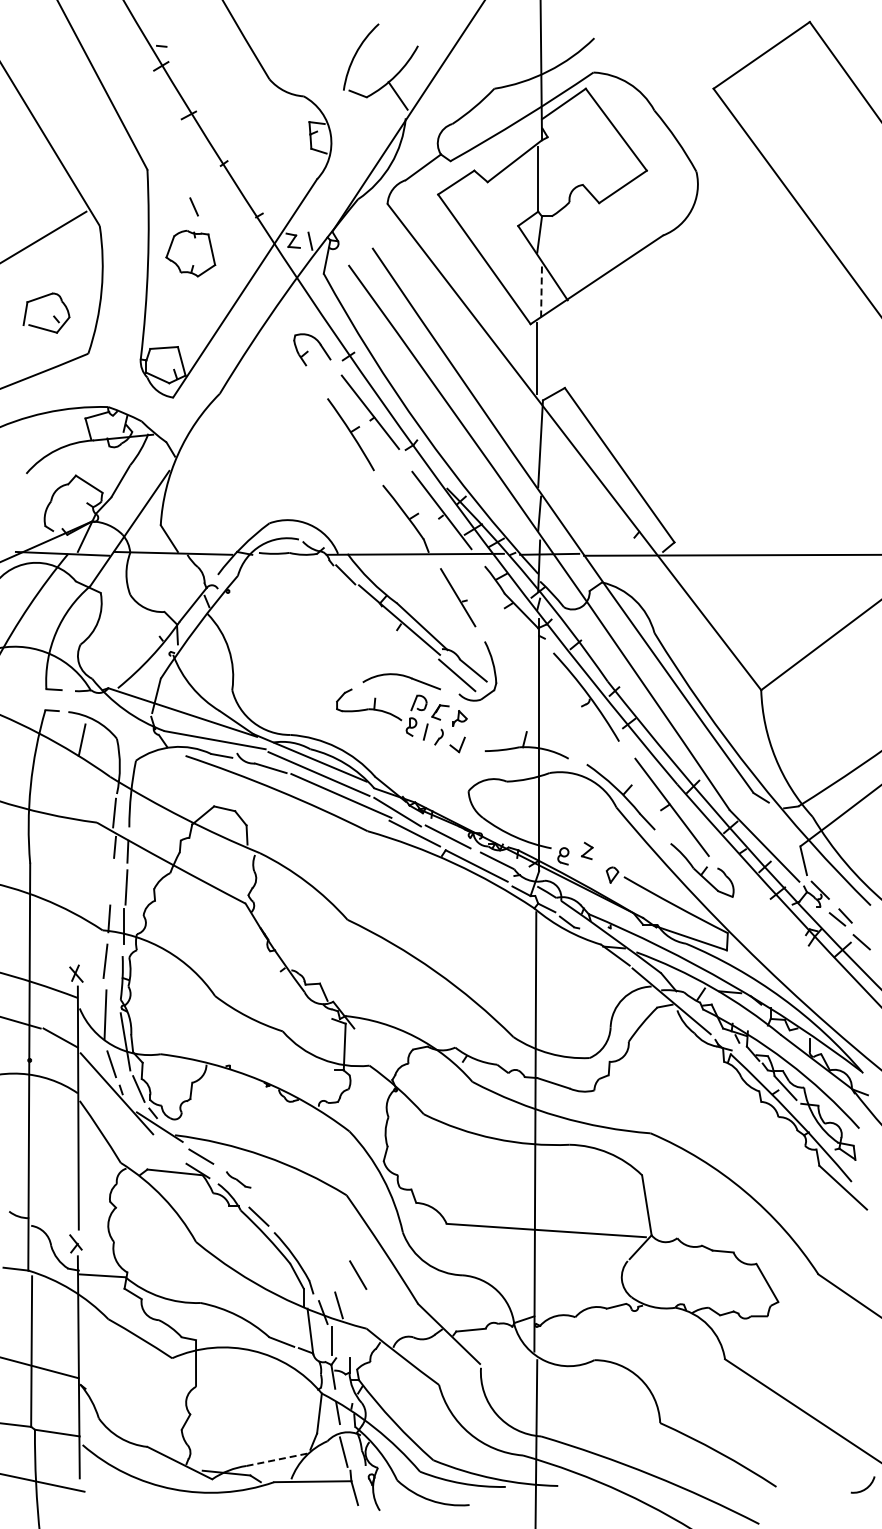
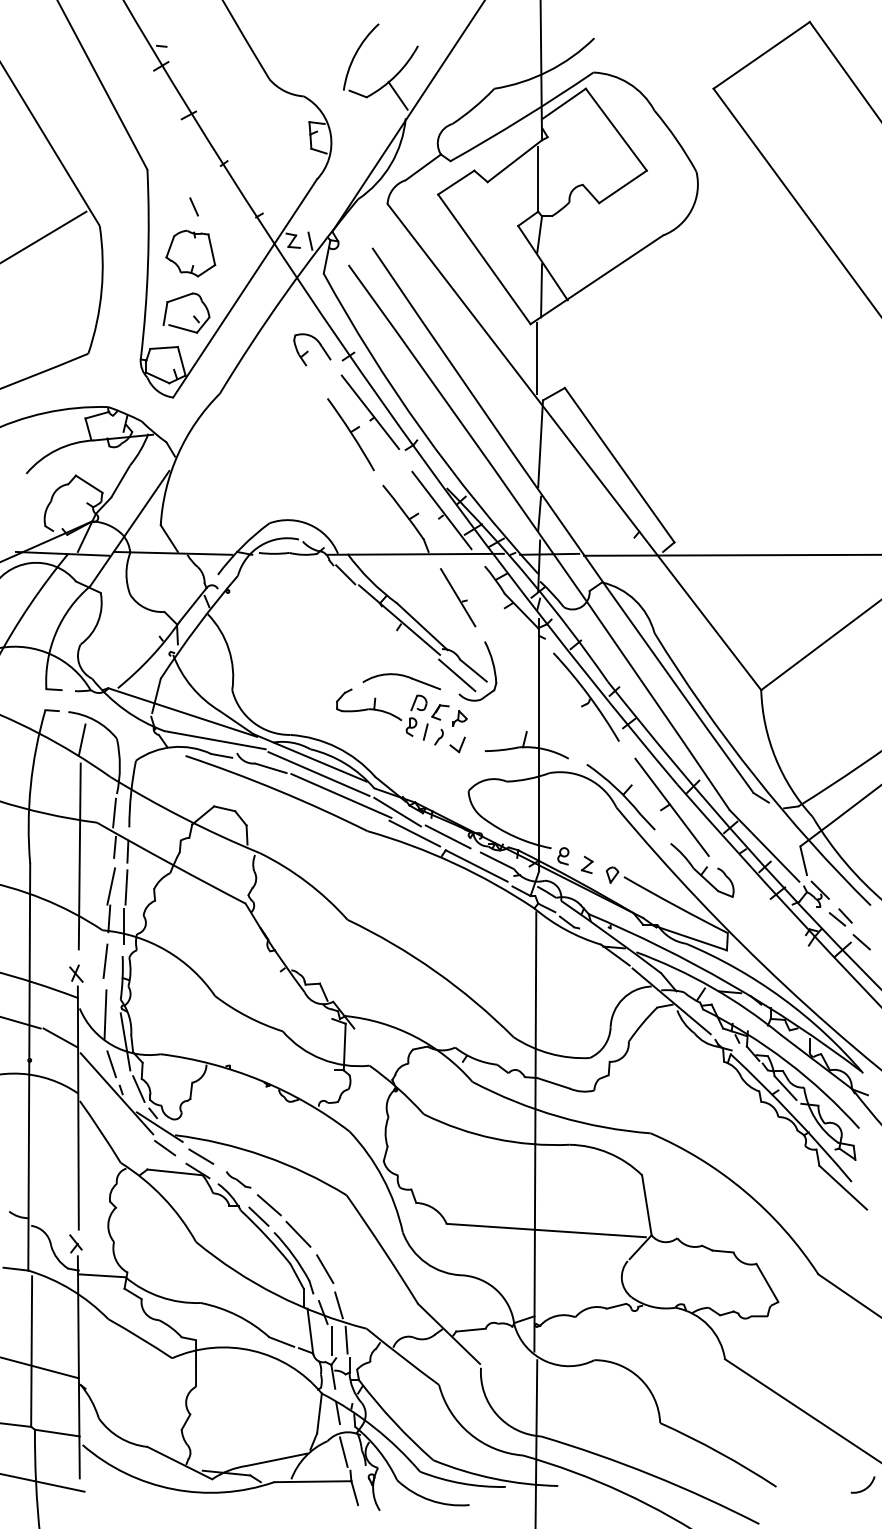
line: dashed -> solid (541, 290)
part position: (53, 315) -> (193, 315) (193, 315)
part position: (587, 850) -> (587, 864) (587, 864)
line: none -> present (79, 856)
line: none -> present (111, 886)
line: none -> present (165, 1147)
line: none -> present (269, 1205)
line: none -> present (298, 1233)
line position: (358, 1274) -> (325, 1268) (325, 1268)
line: none -> present (346, 1339)
line: dashed -> solid (277, 1459)
